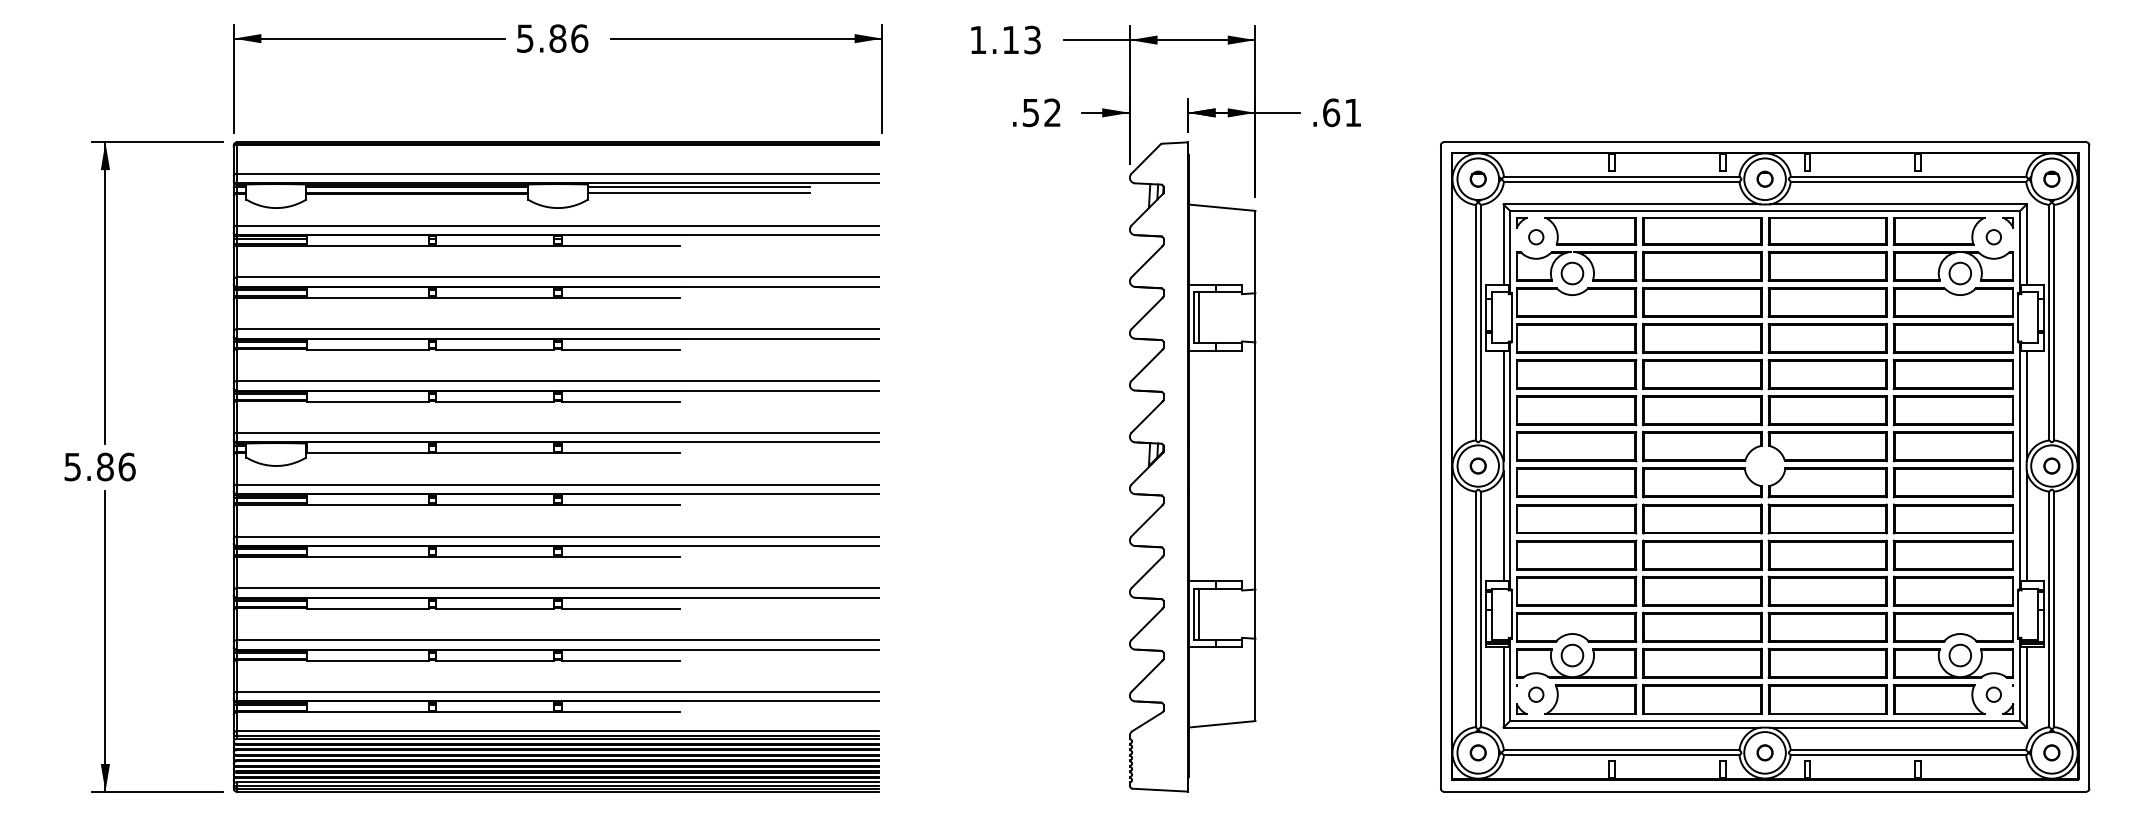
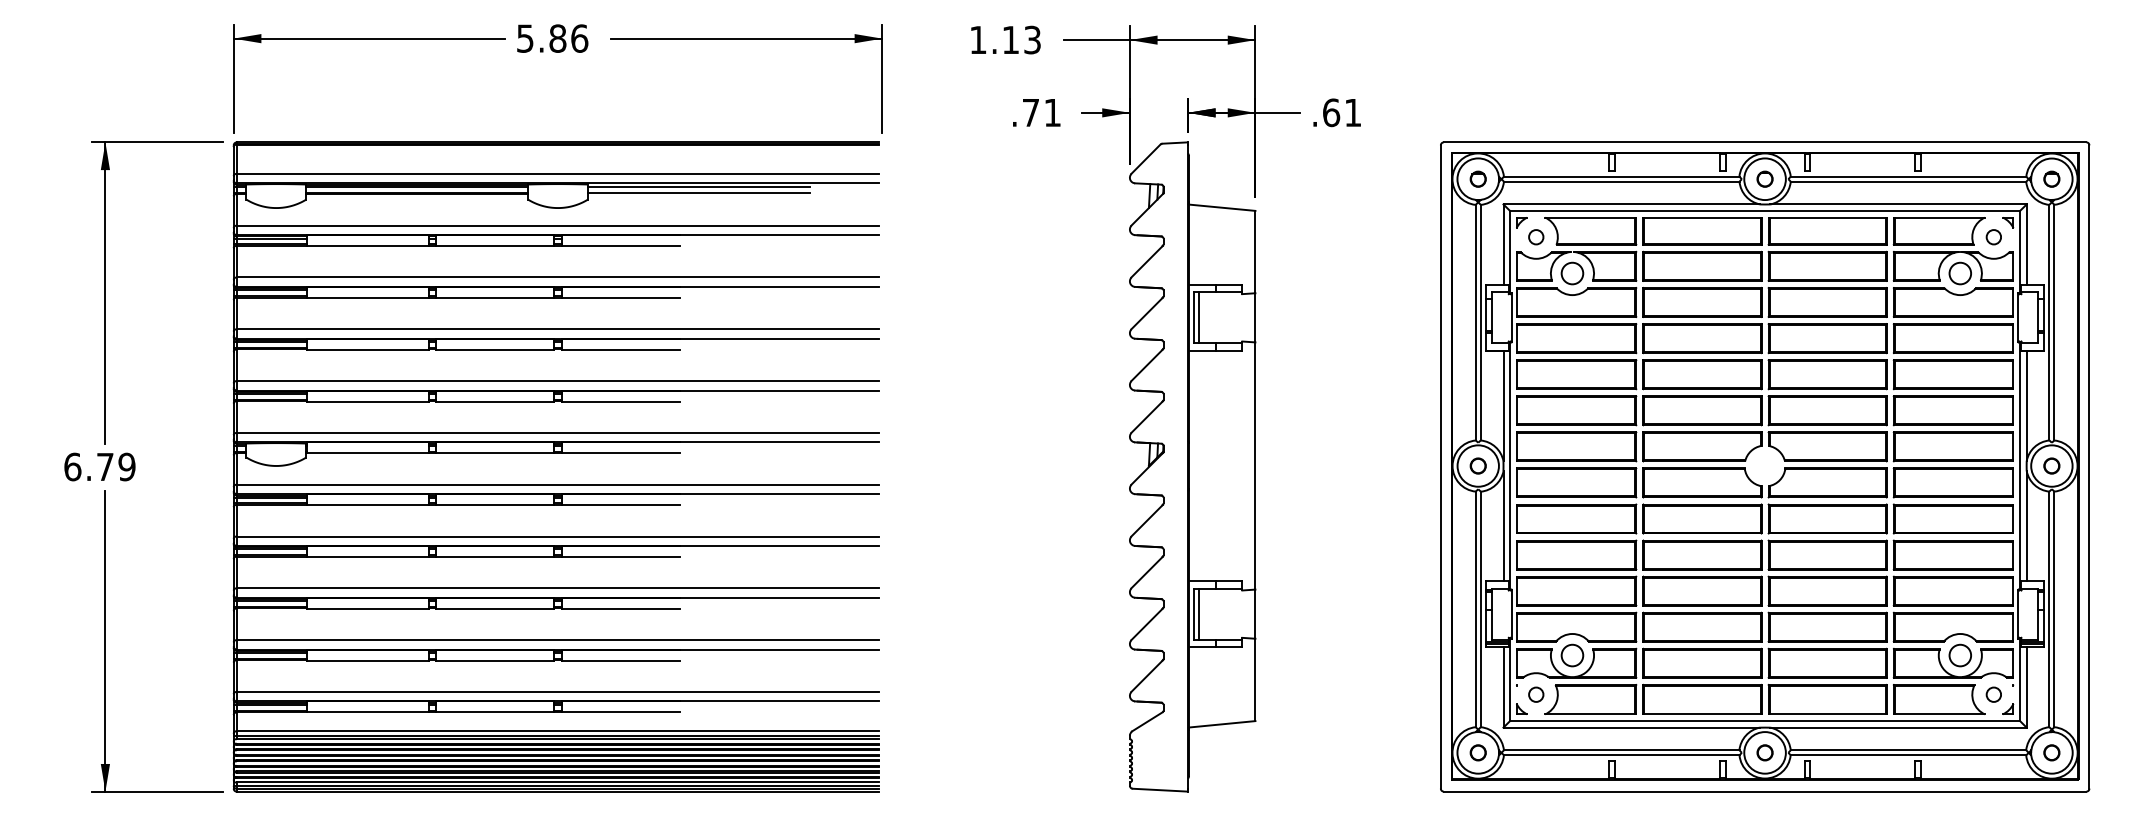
text: .52 -> .71 (1041, 112)
text: 5.86 -> 6.79 (99, 466)
